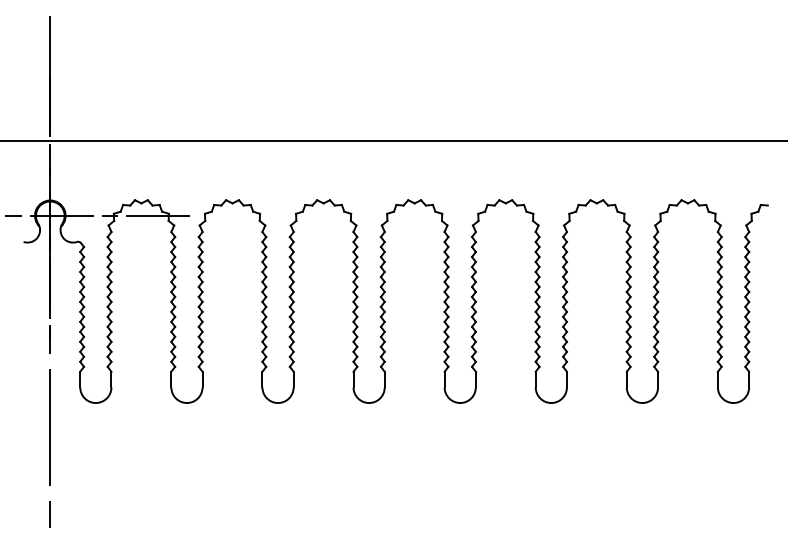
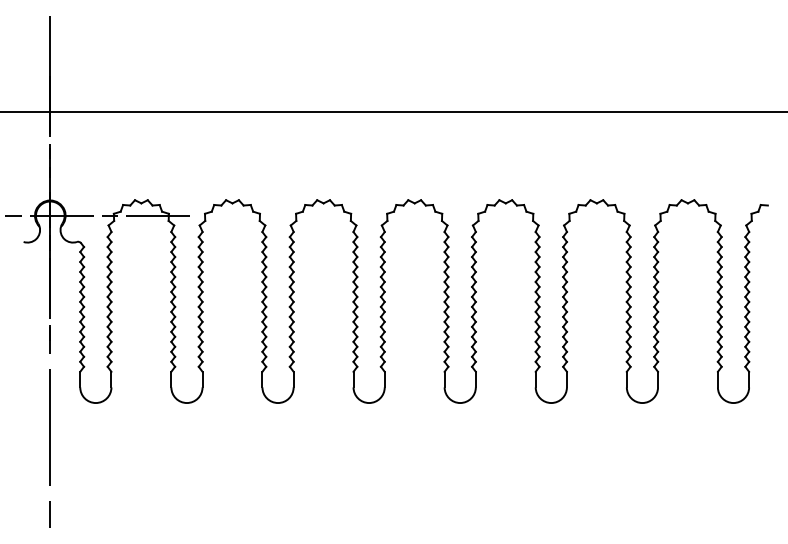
line position: (393, 140) -> (393, 111) (393, 111)
